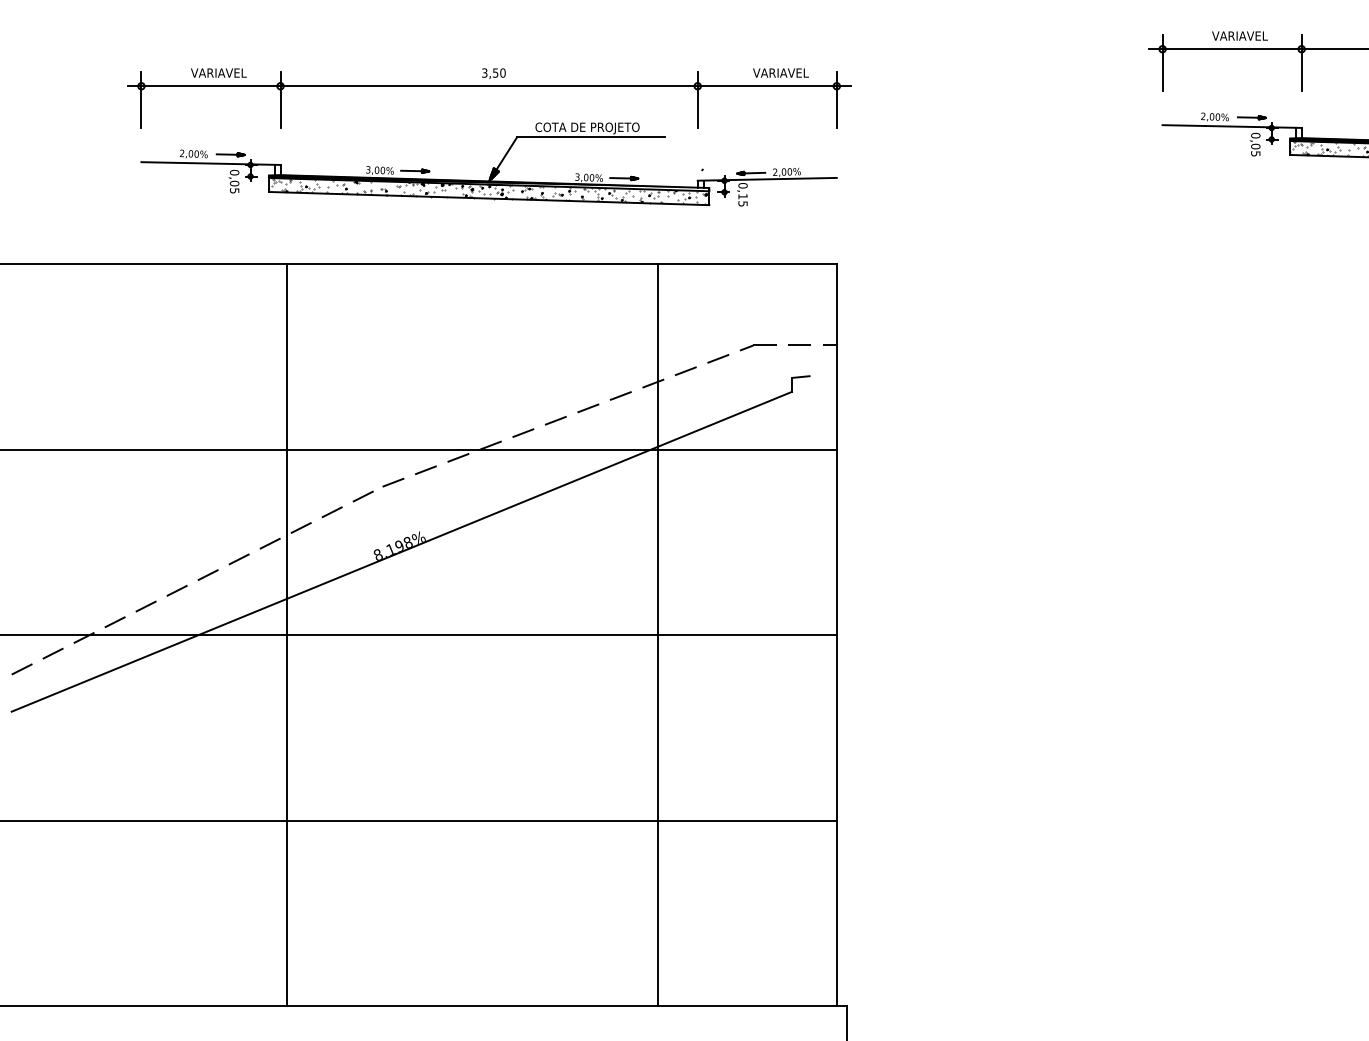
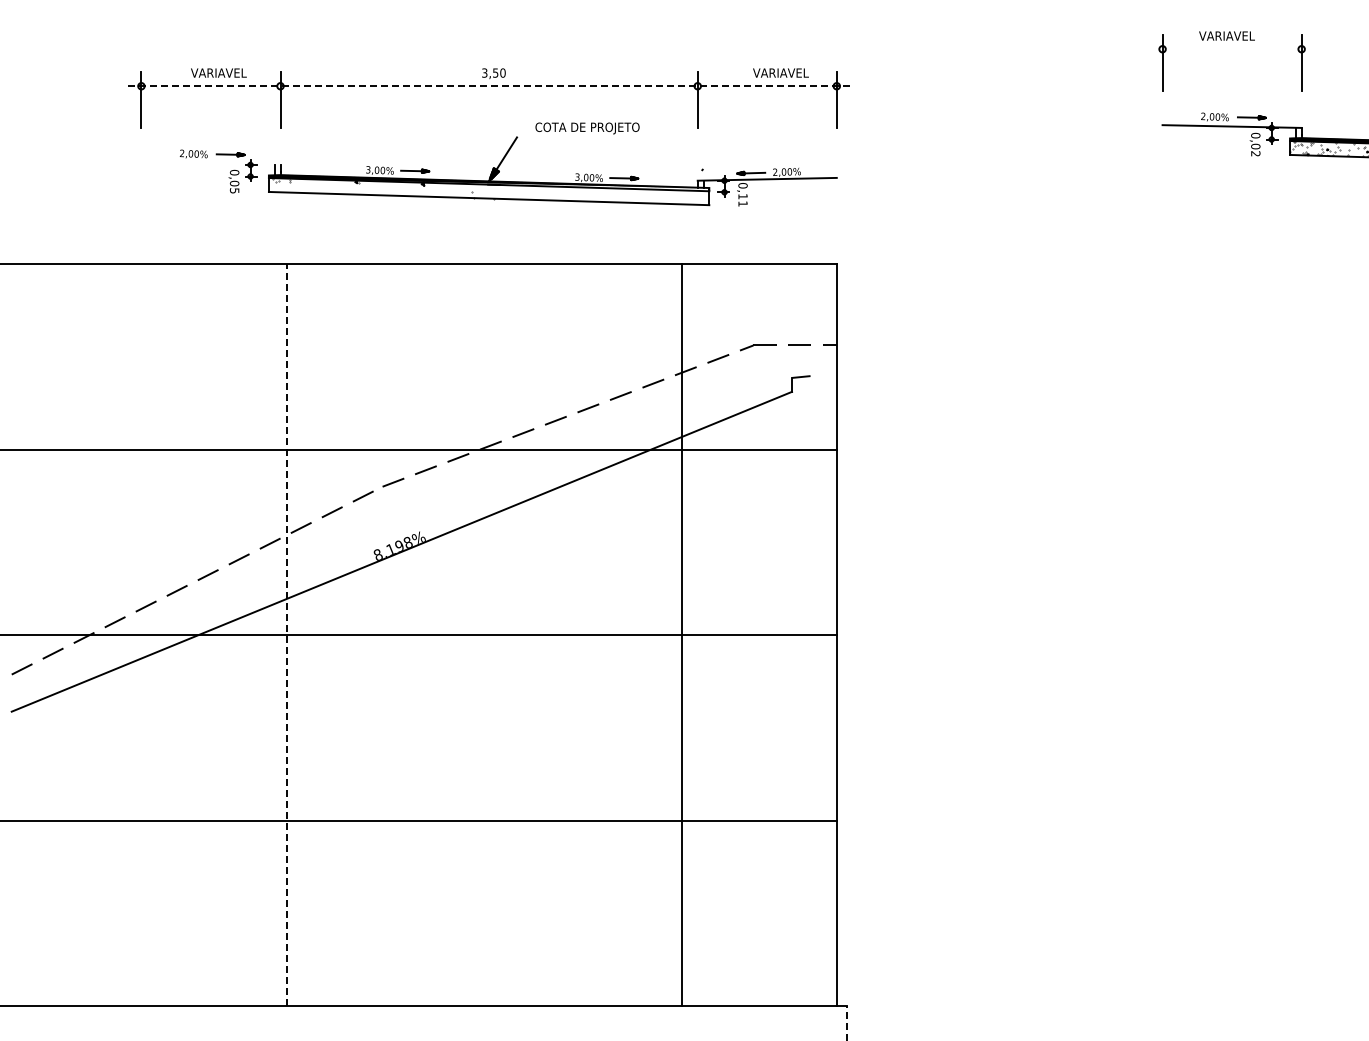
text position: (1239, 35) -> (1226, 35) (1226, 35)
line: present -> none (1256, 49)
line: solid -> dashed (489, 86)
line: present -> none (590, 137)
text: 0,05 -> 0,02 (1255, 153)
line: present -> none (210, 163)
hatch: present -> none (487, 191)
text: 0,15 -> 0,11 (742, 203)
line position: (658, 634) -> (682, 634) (682, 634)
line: solid -> dashed (287, 635)
line: solid -> dashed (847, 1022)
